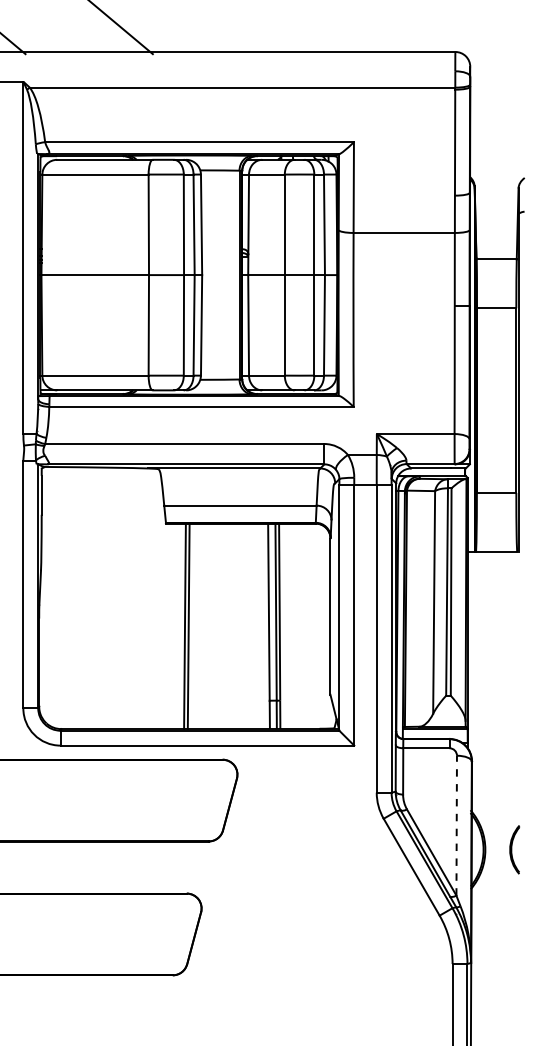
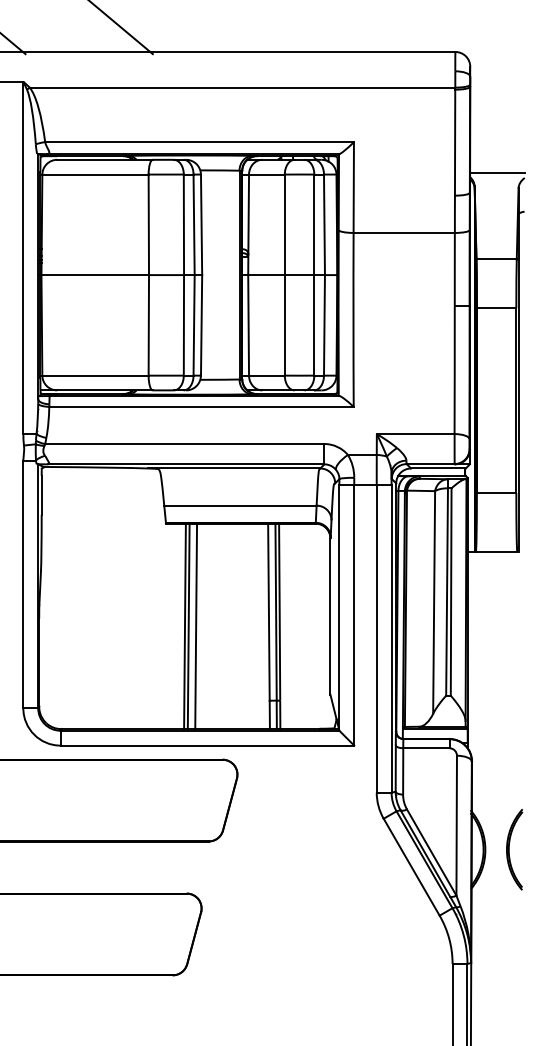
line: none -> present (496, 173)
line: none -> present (196, 626)
line: dashed -> solid (456, 825)
part size: 12x50 px -> 18x82 px (514, 849)
